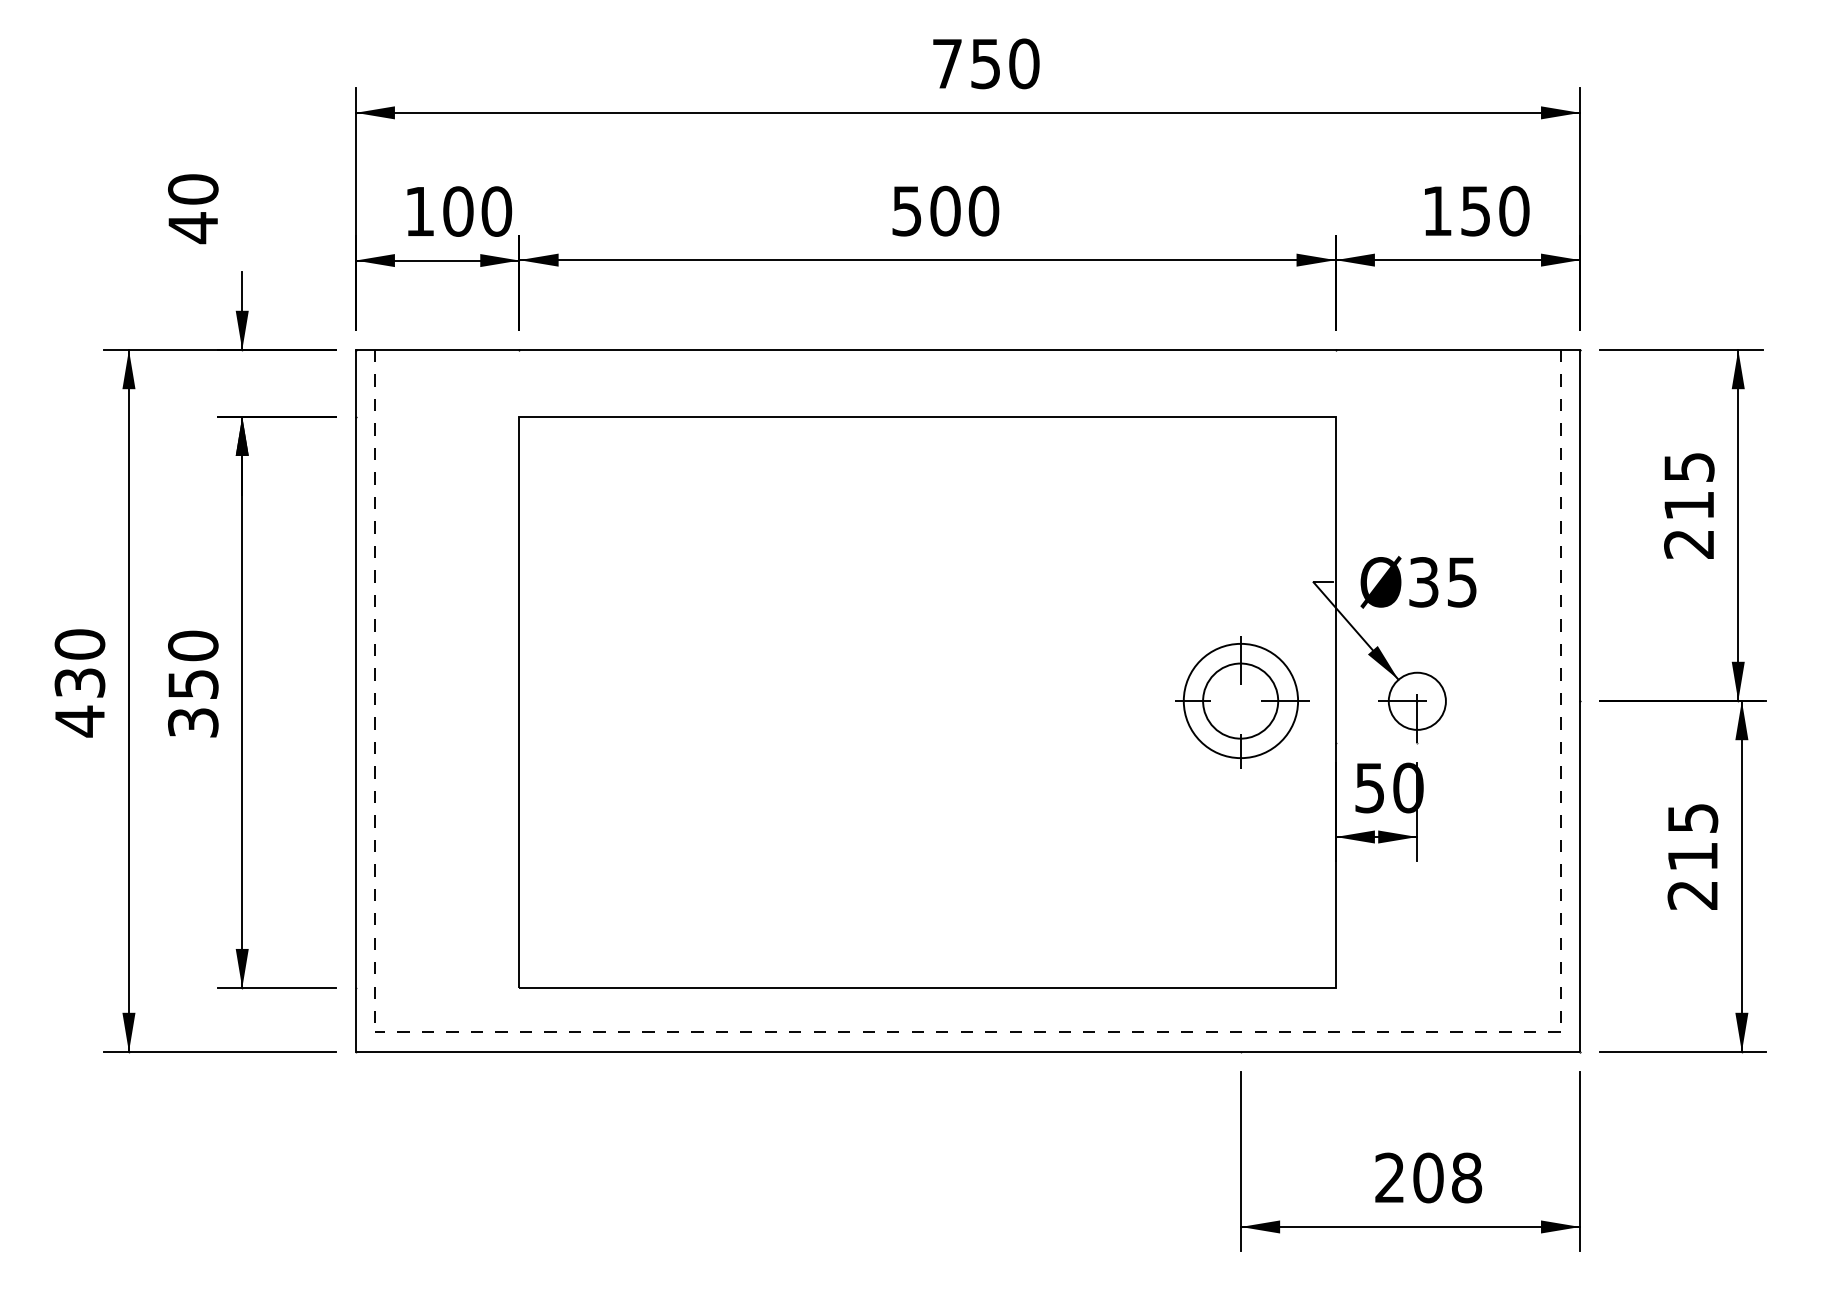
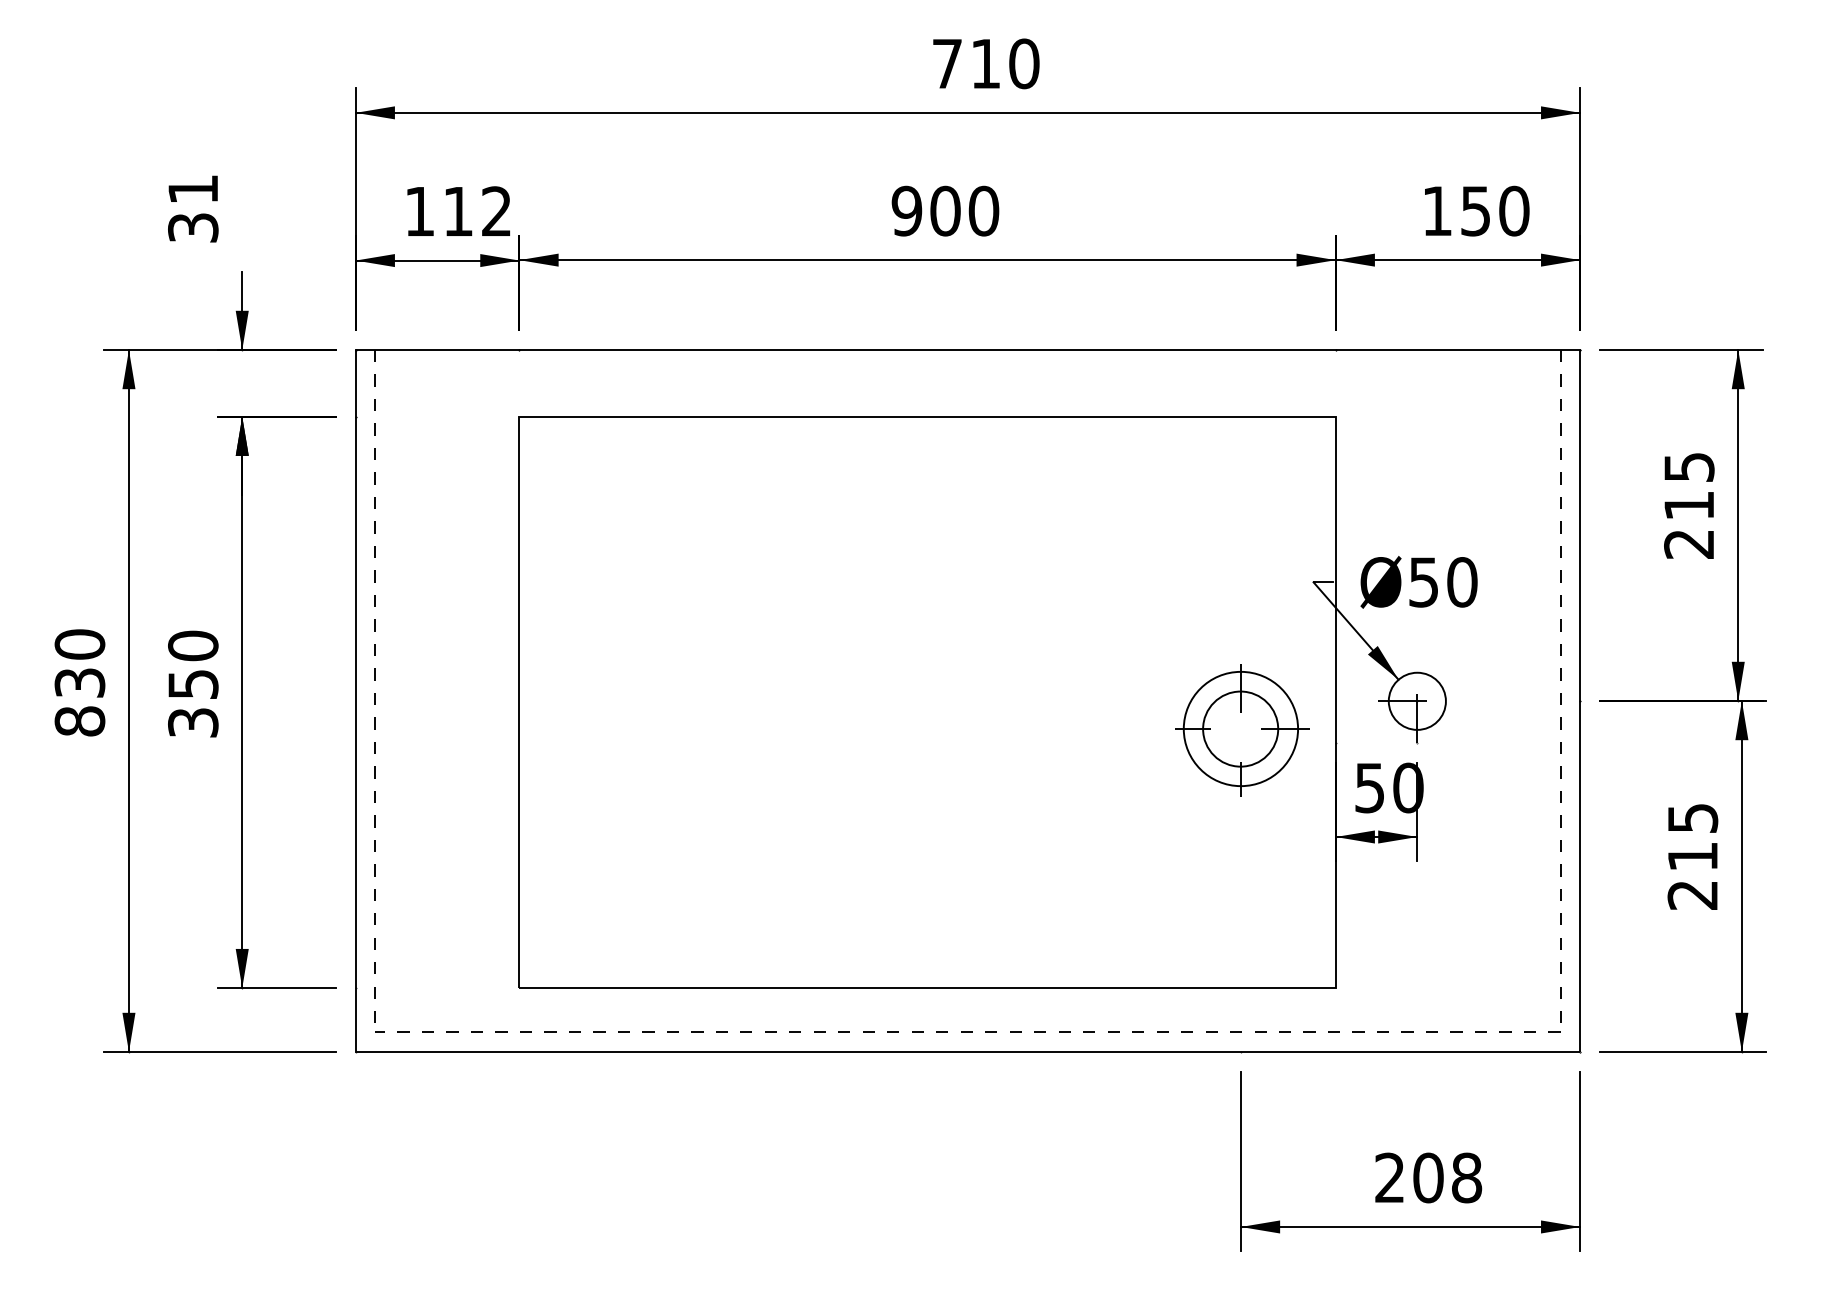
text: 750 -> 710 (985, 64)
text: 40 -> 31 (193, 209)
text: 500 -> 900 (906, 210)
text: 100 -> 112 (477, 211)
text: Ø35 -> Ø50 (1443, 582)
part position: (1242, 702) -> (1242, 730) (1242, 730)
text: 430 -> 830 (79, 721)
